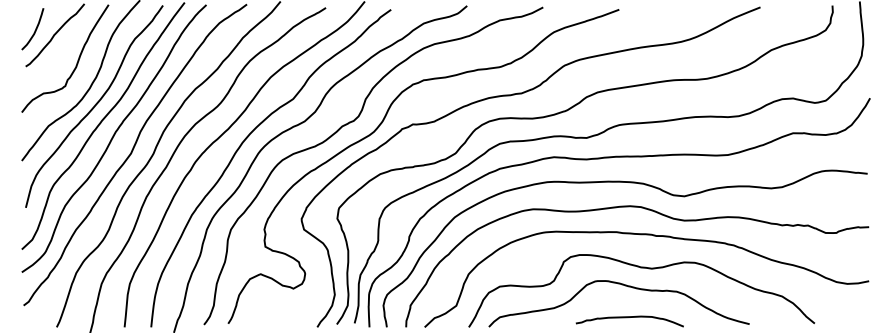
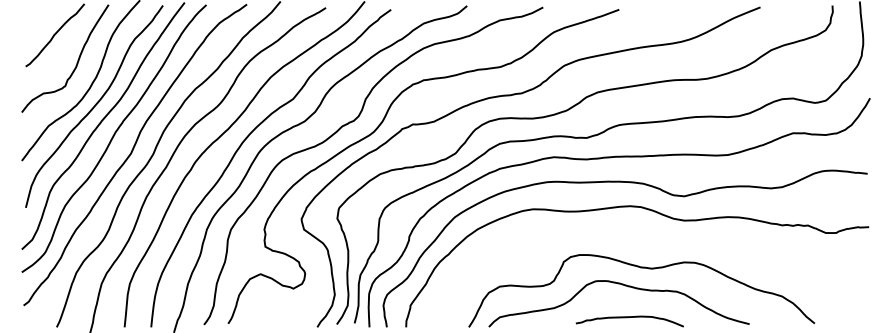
curve: present -> none (34, 30)
curve: present -> none (653, 236)
